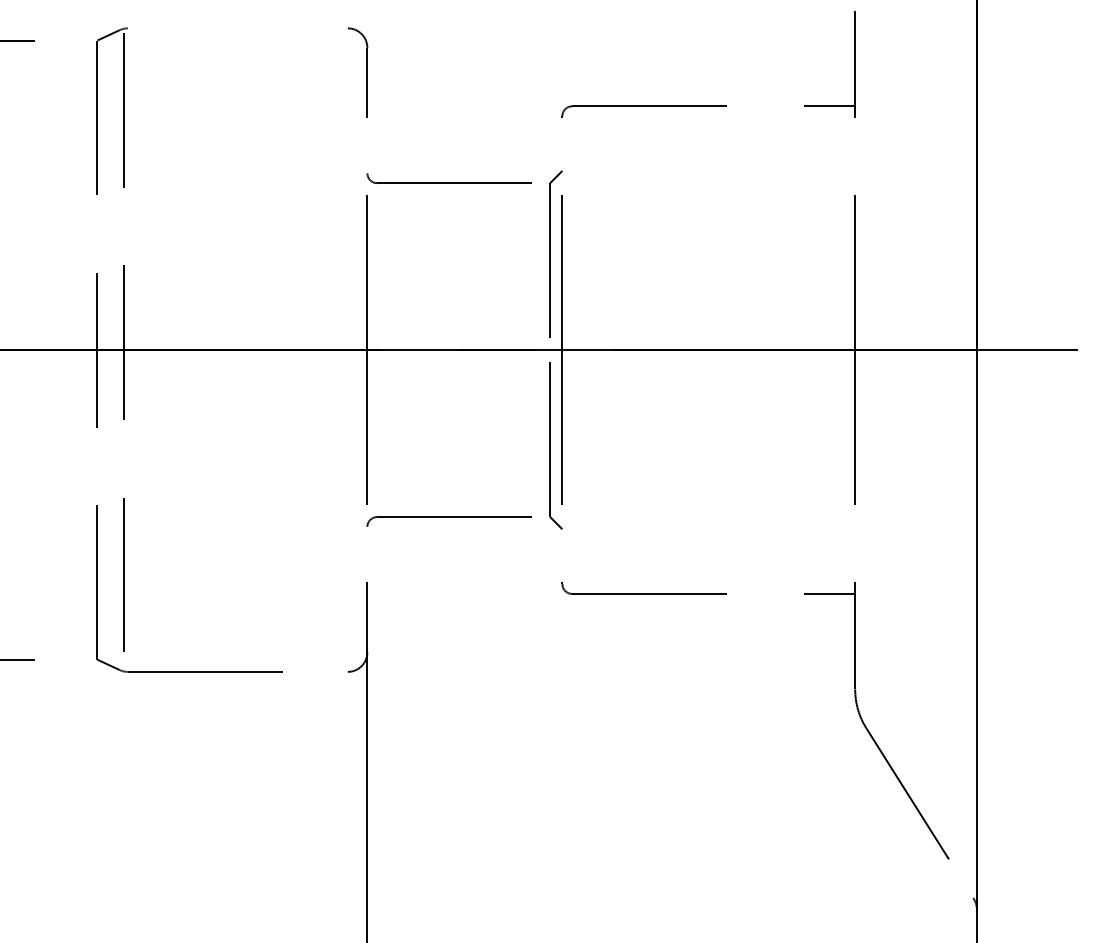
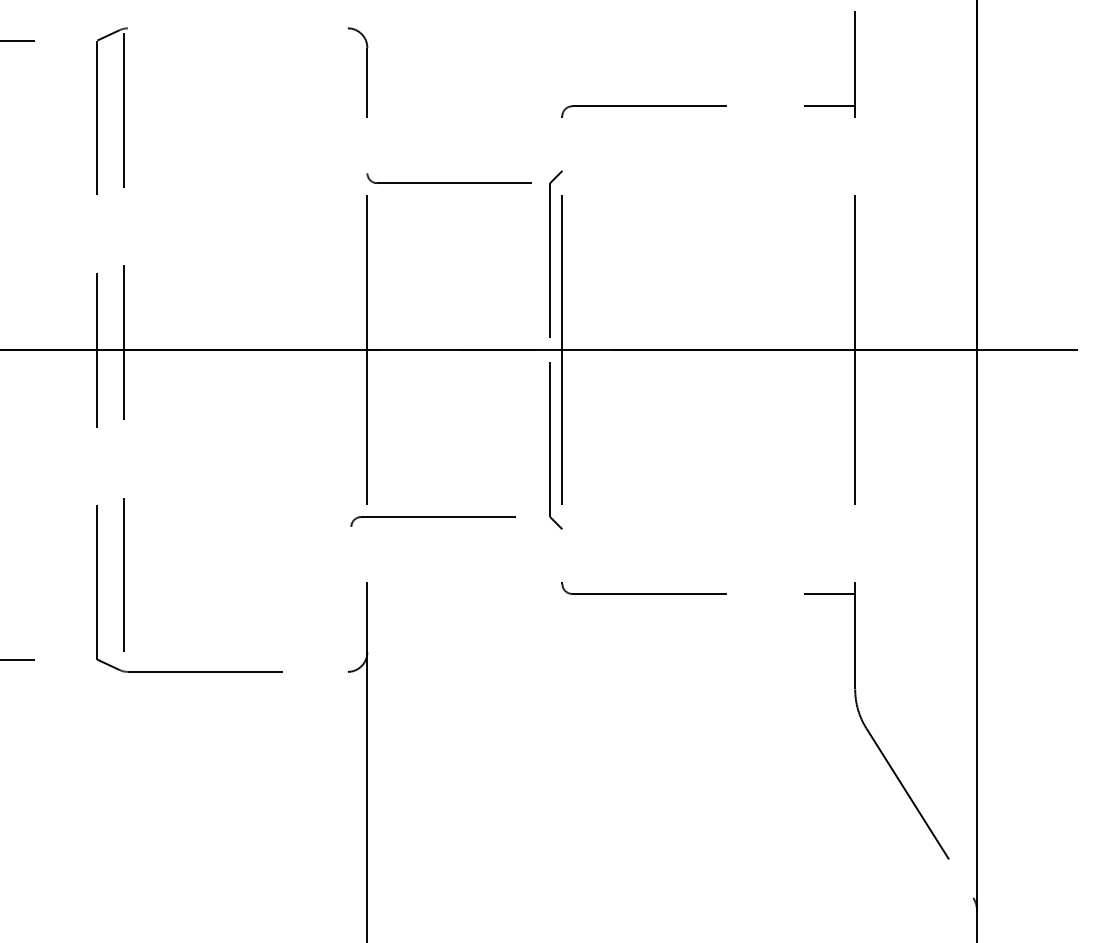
part position: (448, 521) -> (432, 521) (432, 521)
